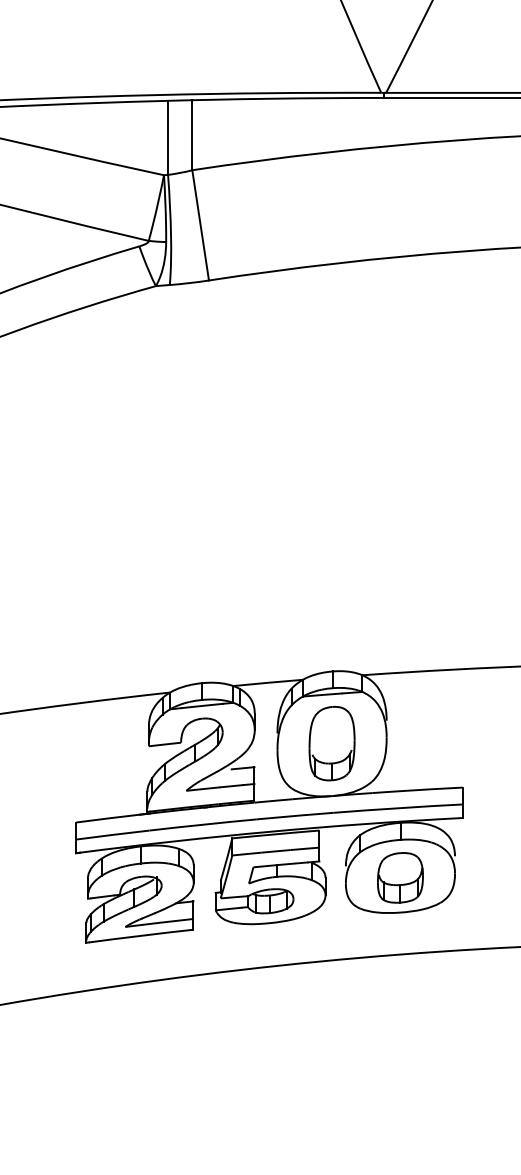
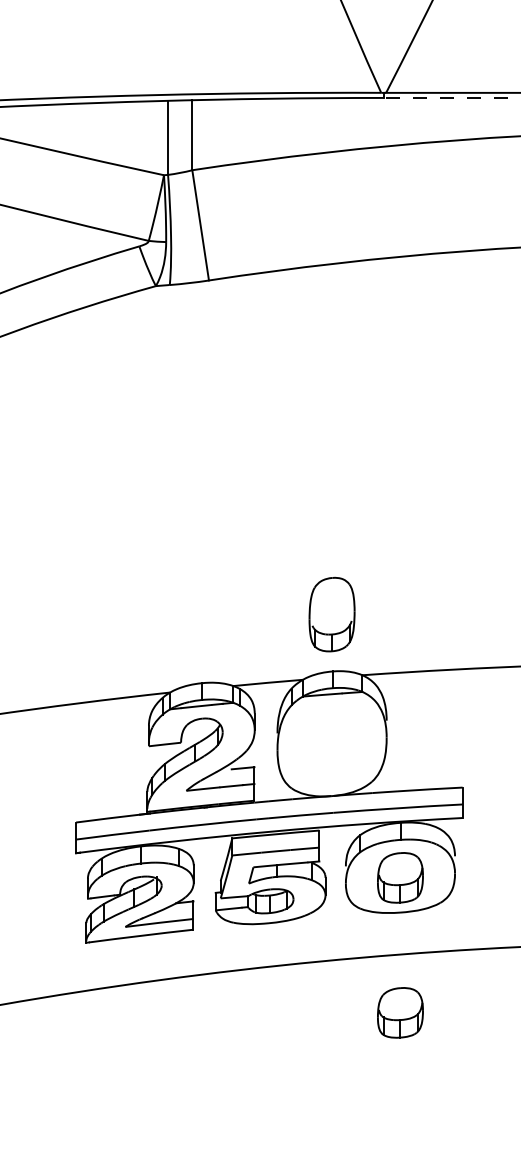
line: solid -> dashed (451, 97)
part position: (331, 743) -> (331, 614) (331, 614)
part: none -> present (400, 1012)
